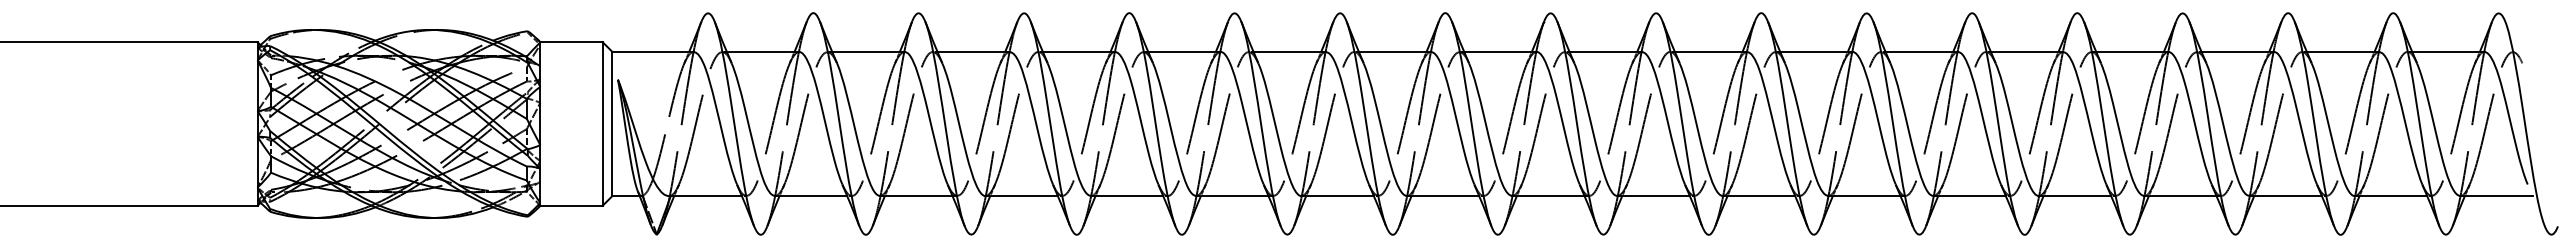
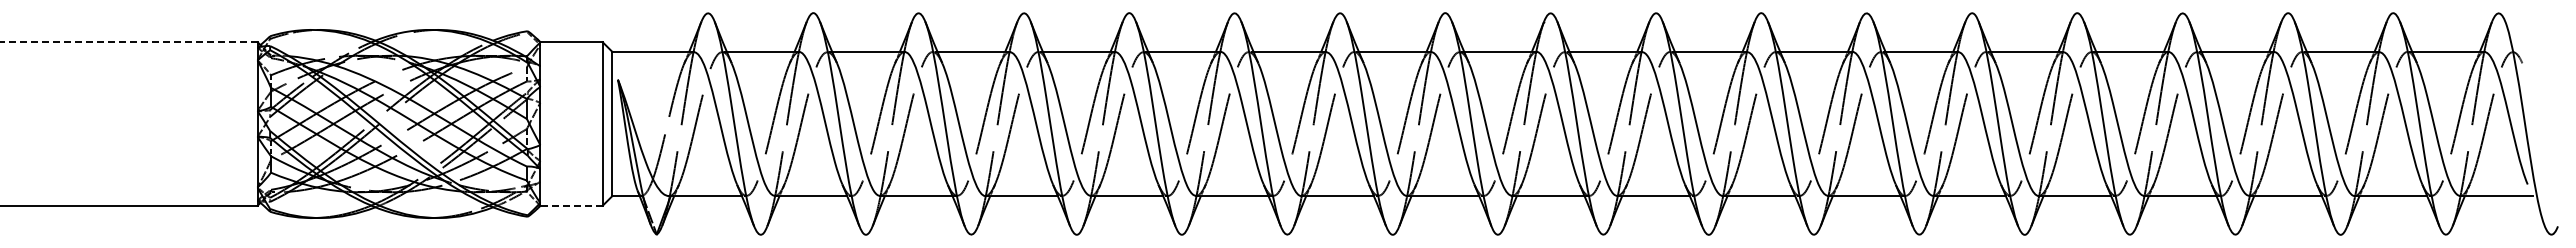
line: solid -> dashed (128, 42)
line: solid -> dashed (571, 205)
